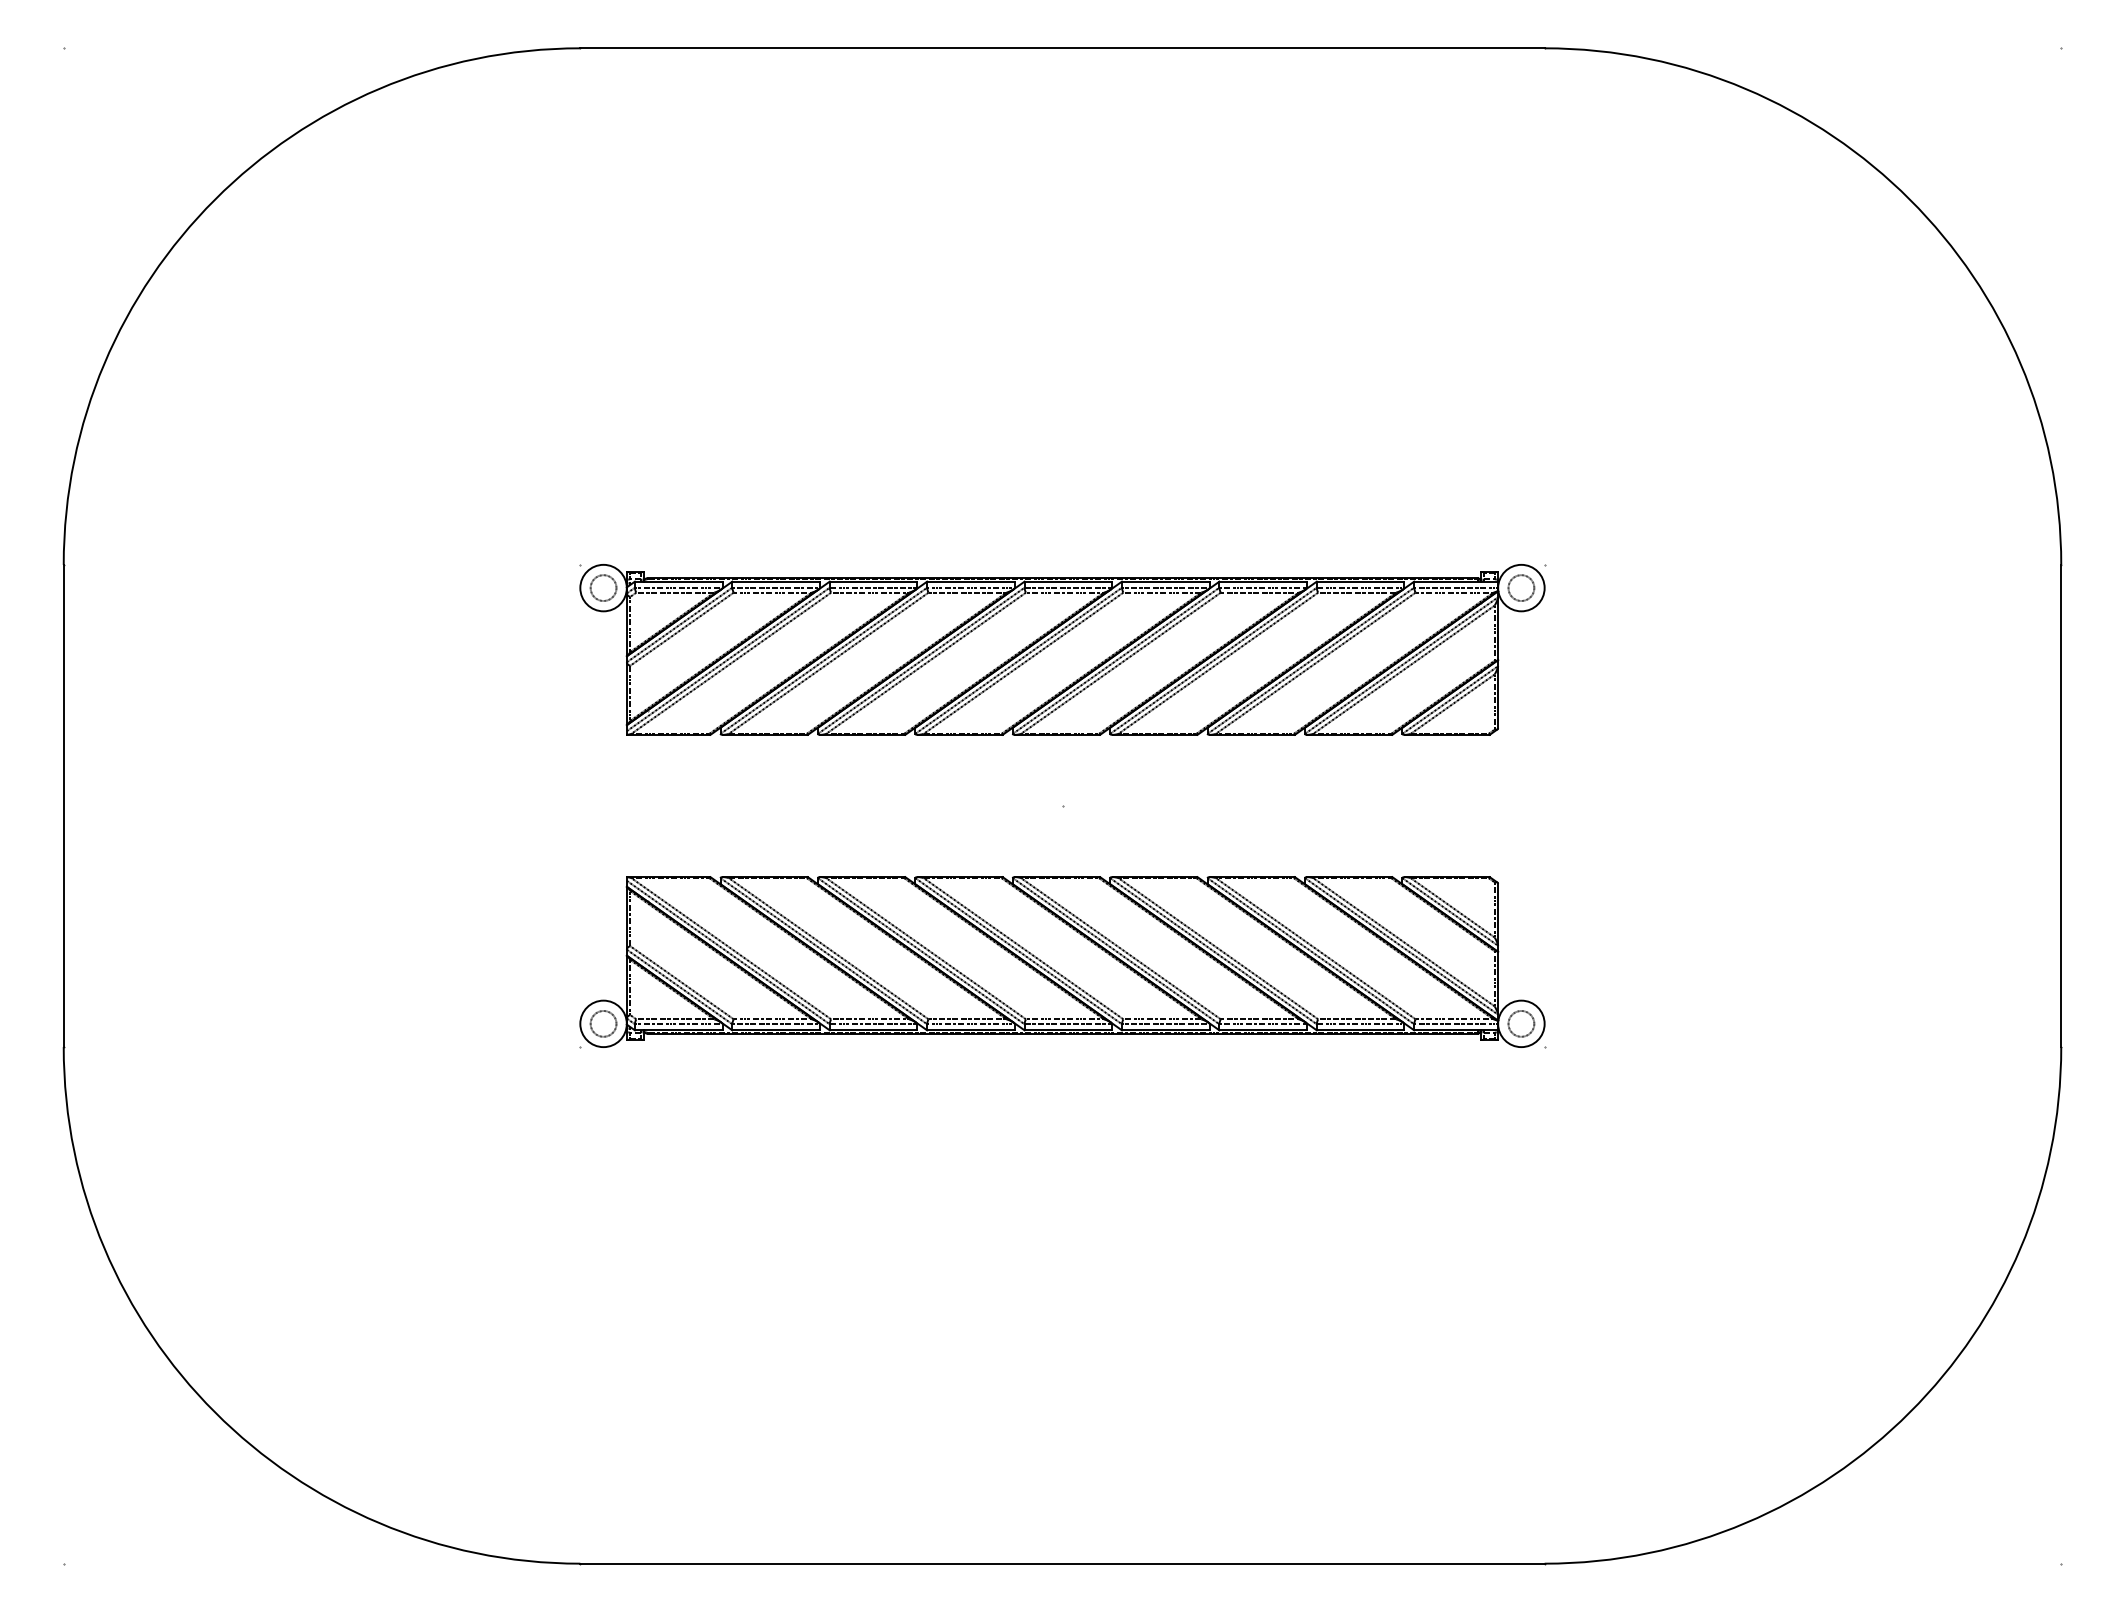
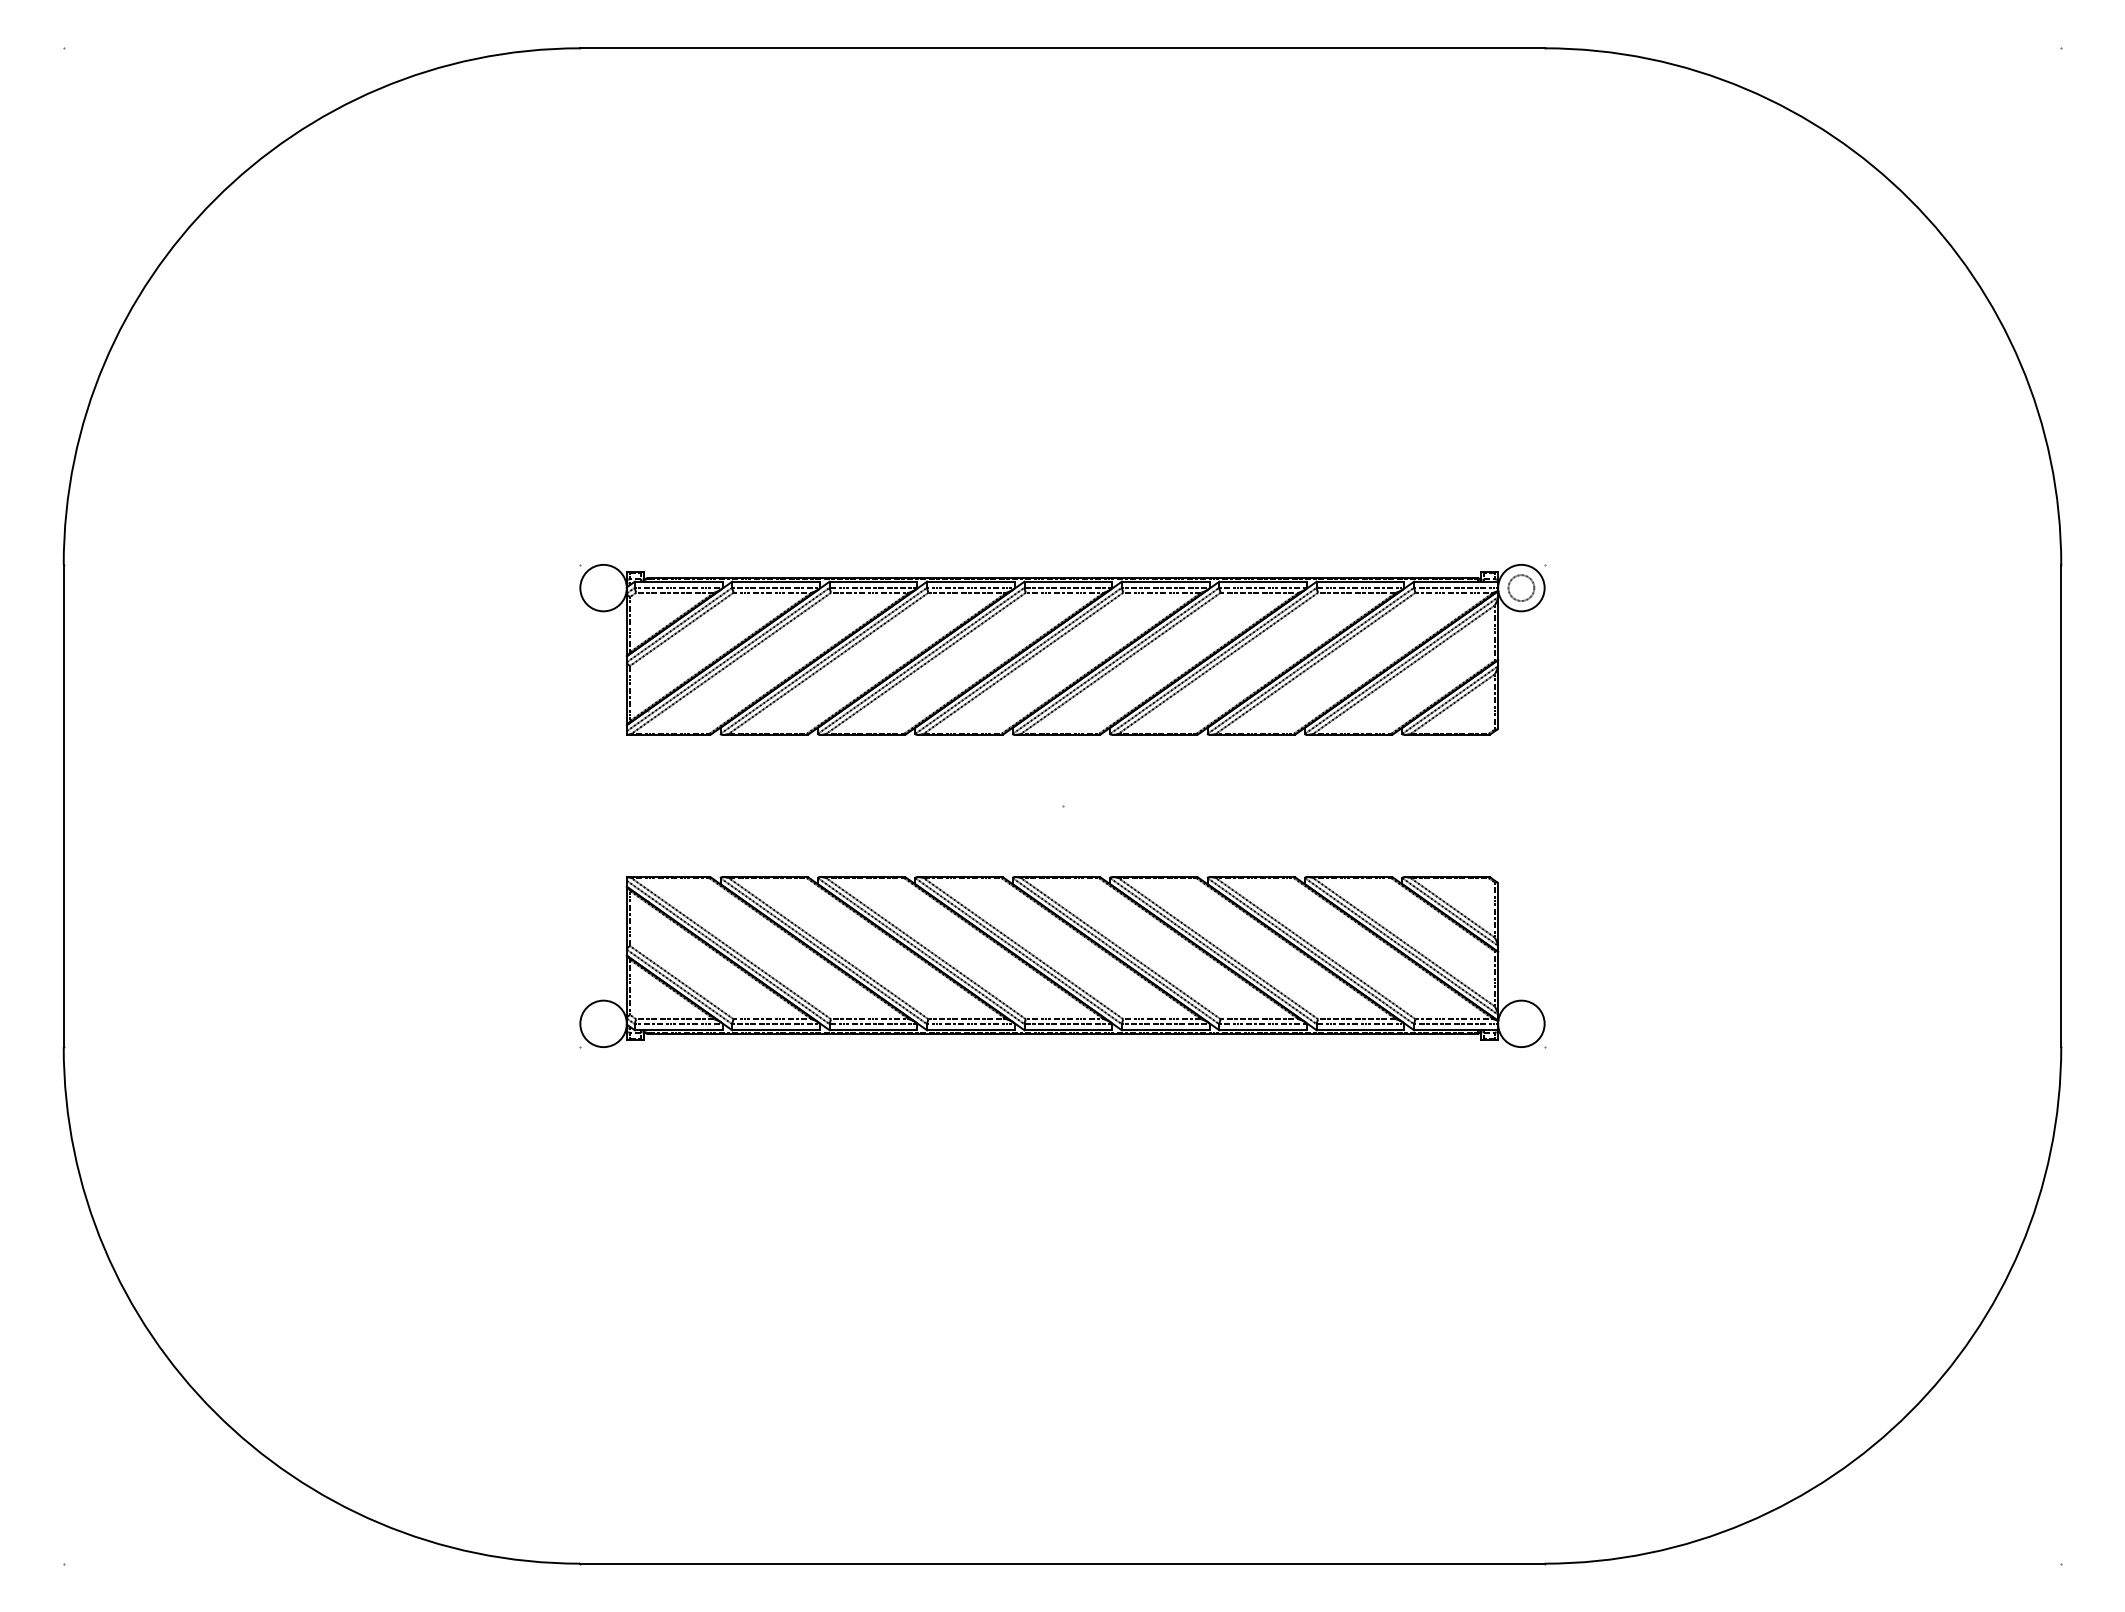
circle: present -> none (603, 587)
circle: present -> none (603, 1023)
circle: present -> none (1521, 1023)
